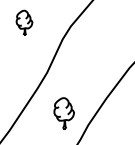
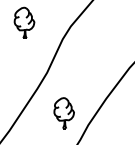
part size: 19x27 px -> 23x33 px (24, 22)
